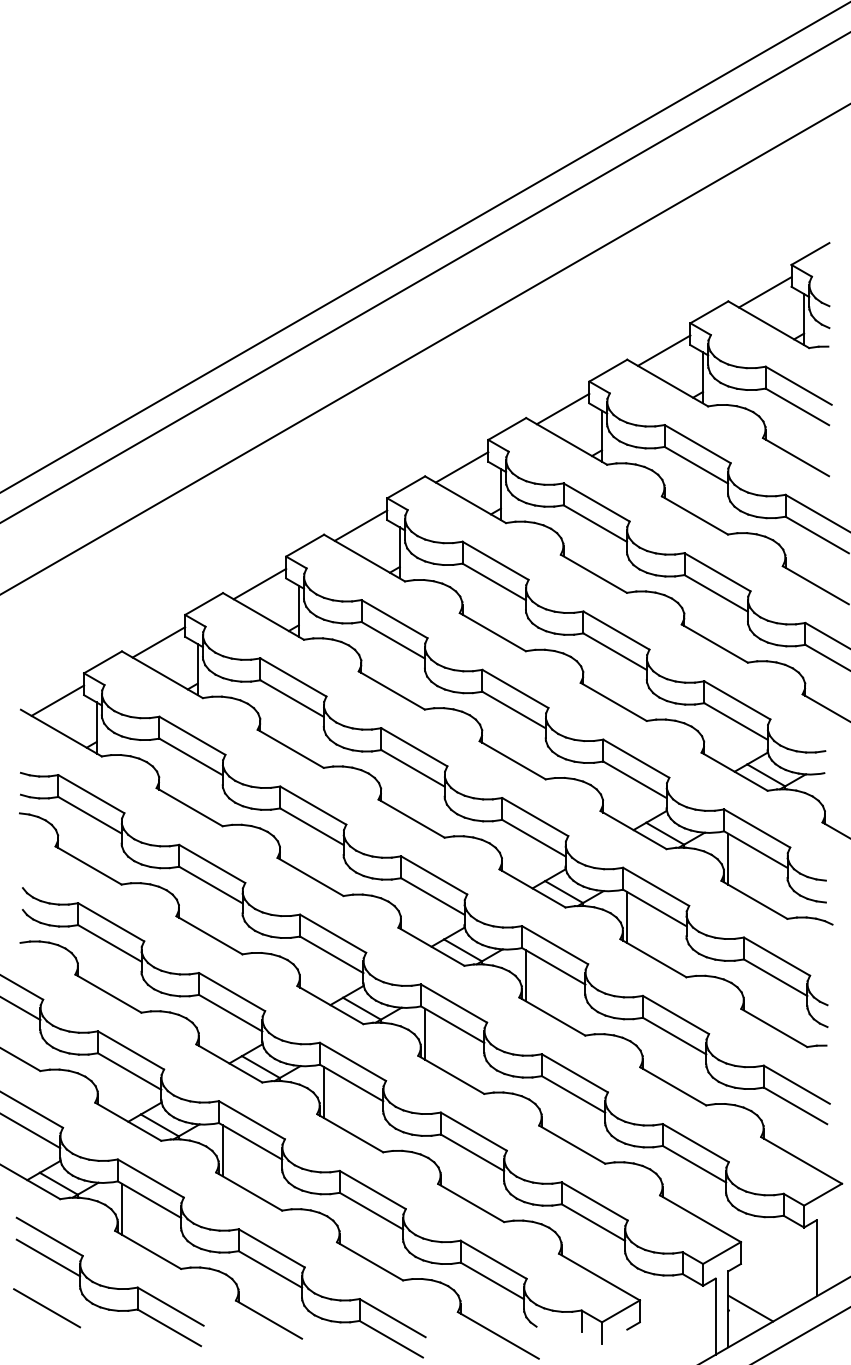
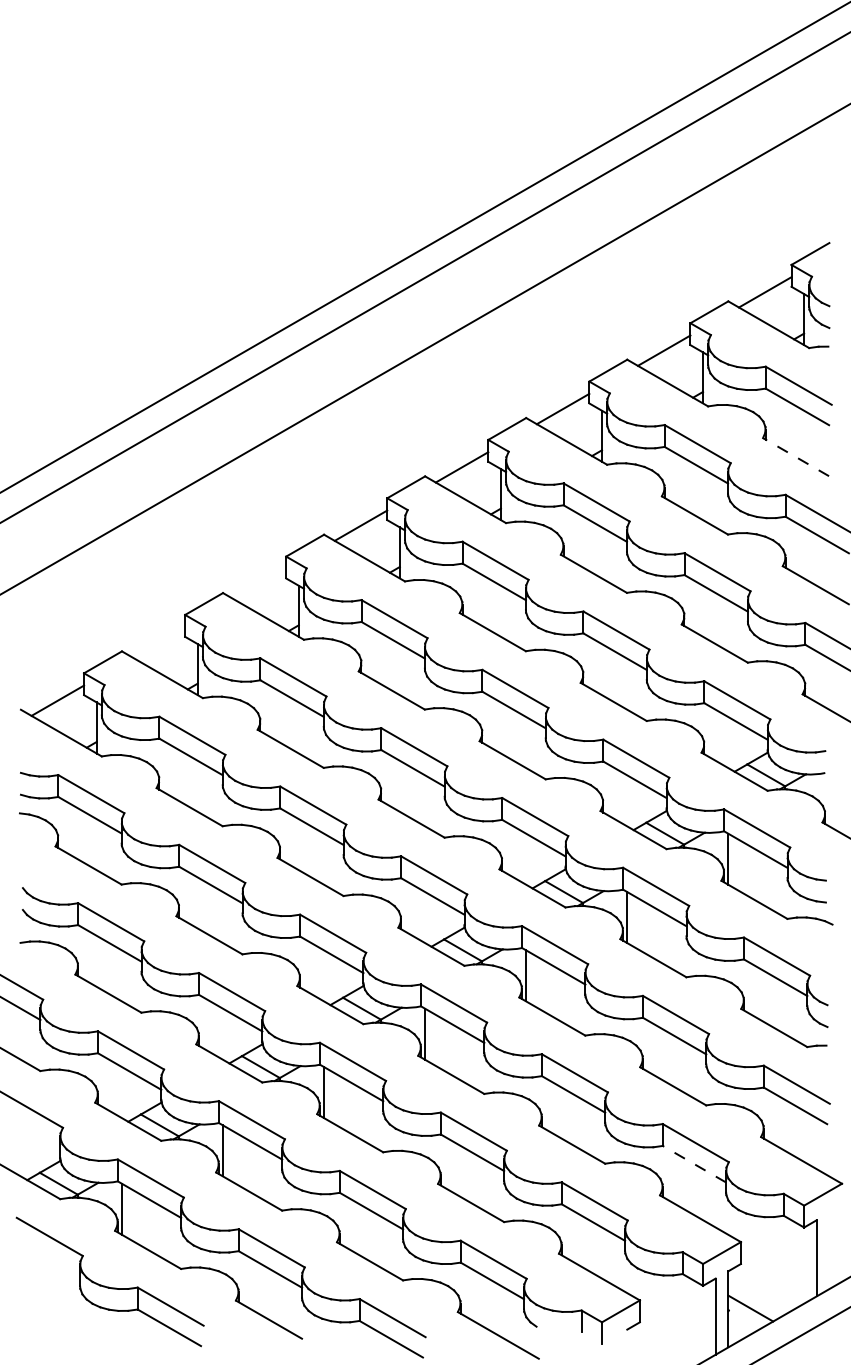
line: solid -> dashed (795, 456)
line: present -> none (259, 583)
line: present -> none (158, 642)
line: present -> none (31, 1131)
line: solid -> dashed (694, 1164)
line: present -> none (48, 1257)
line: present -> none (46, 1308)
